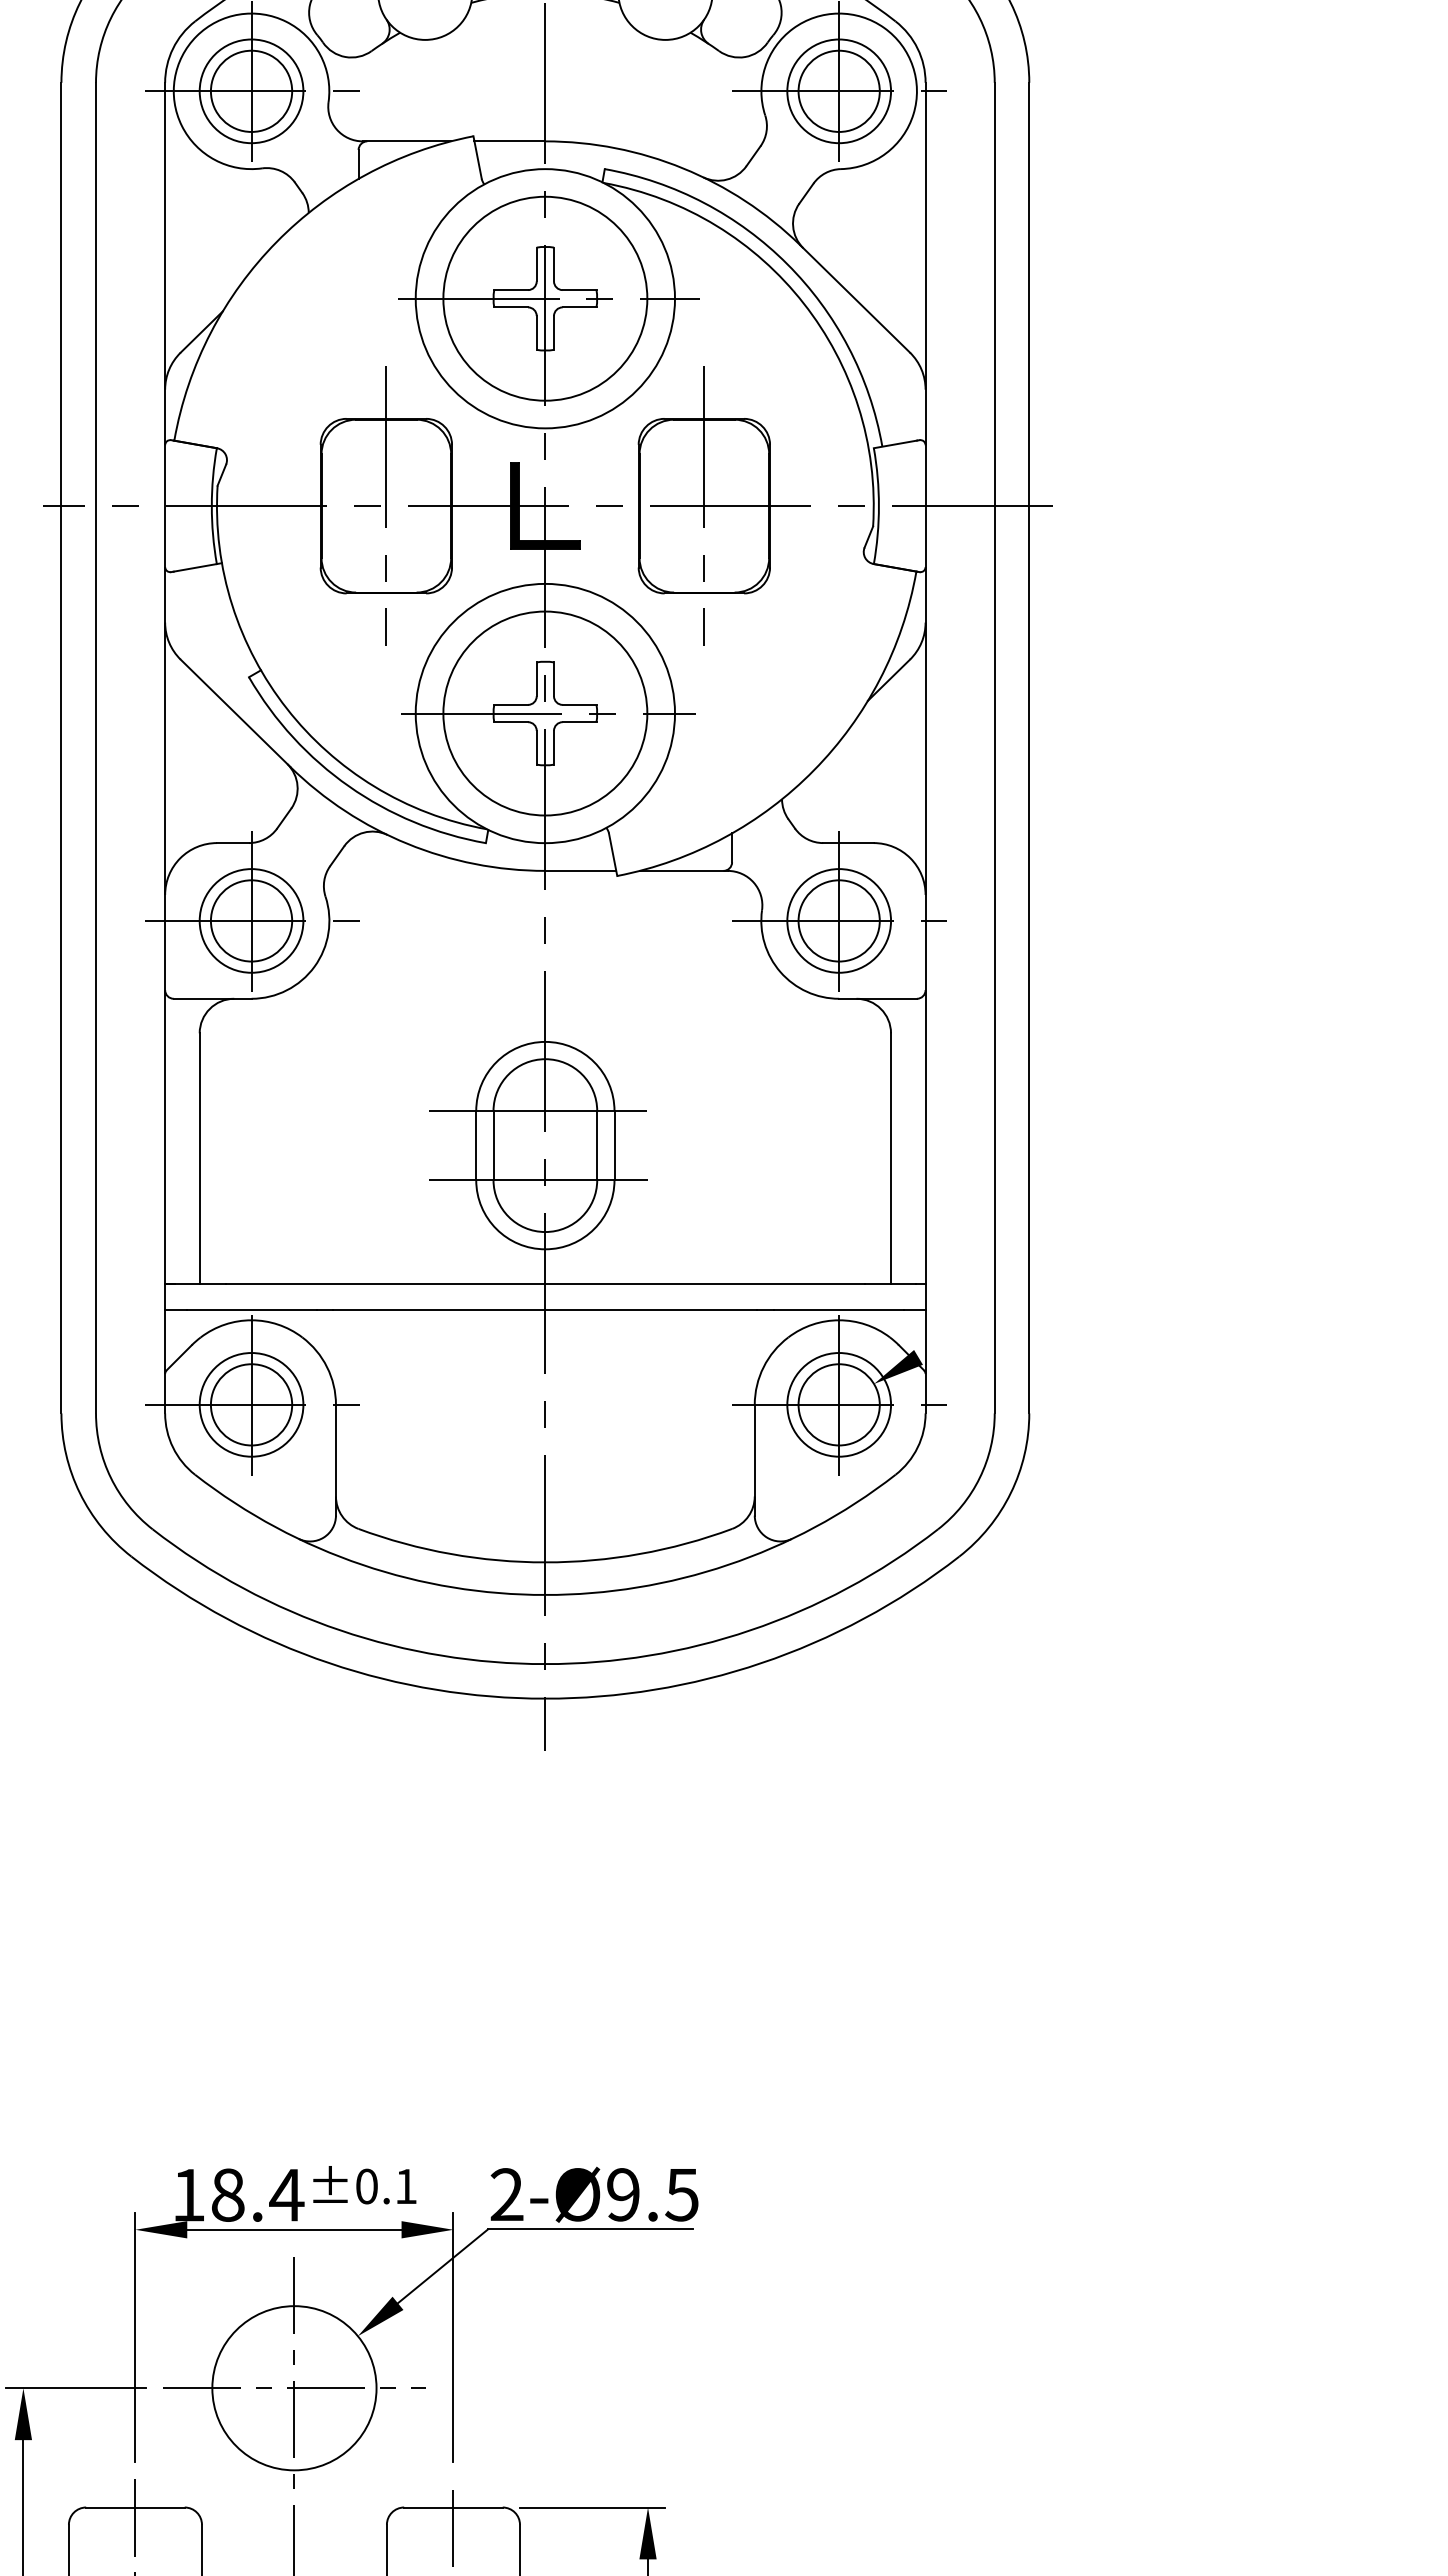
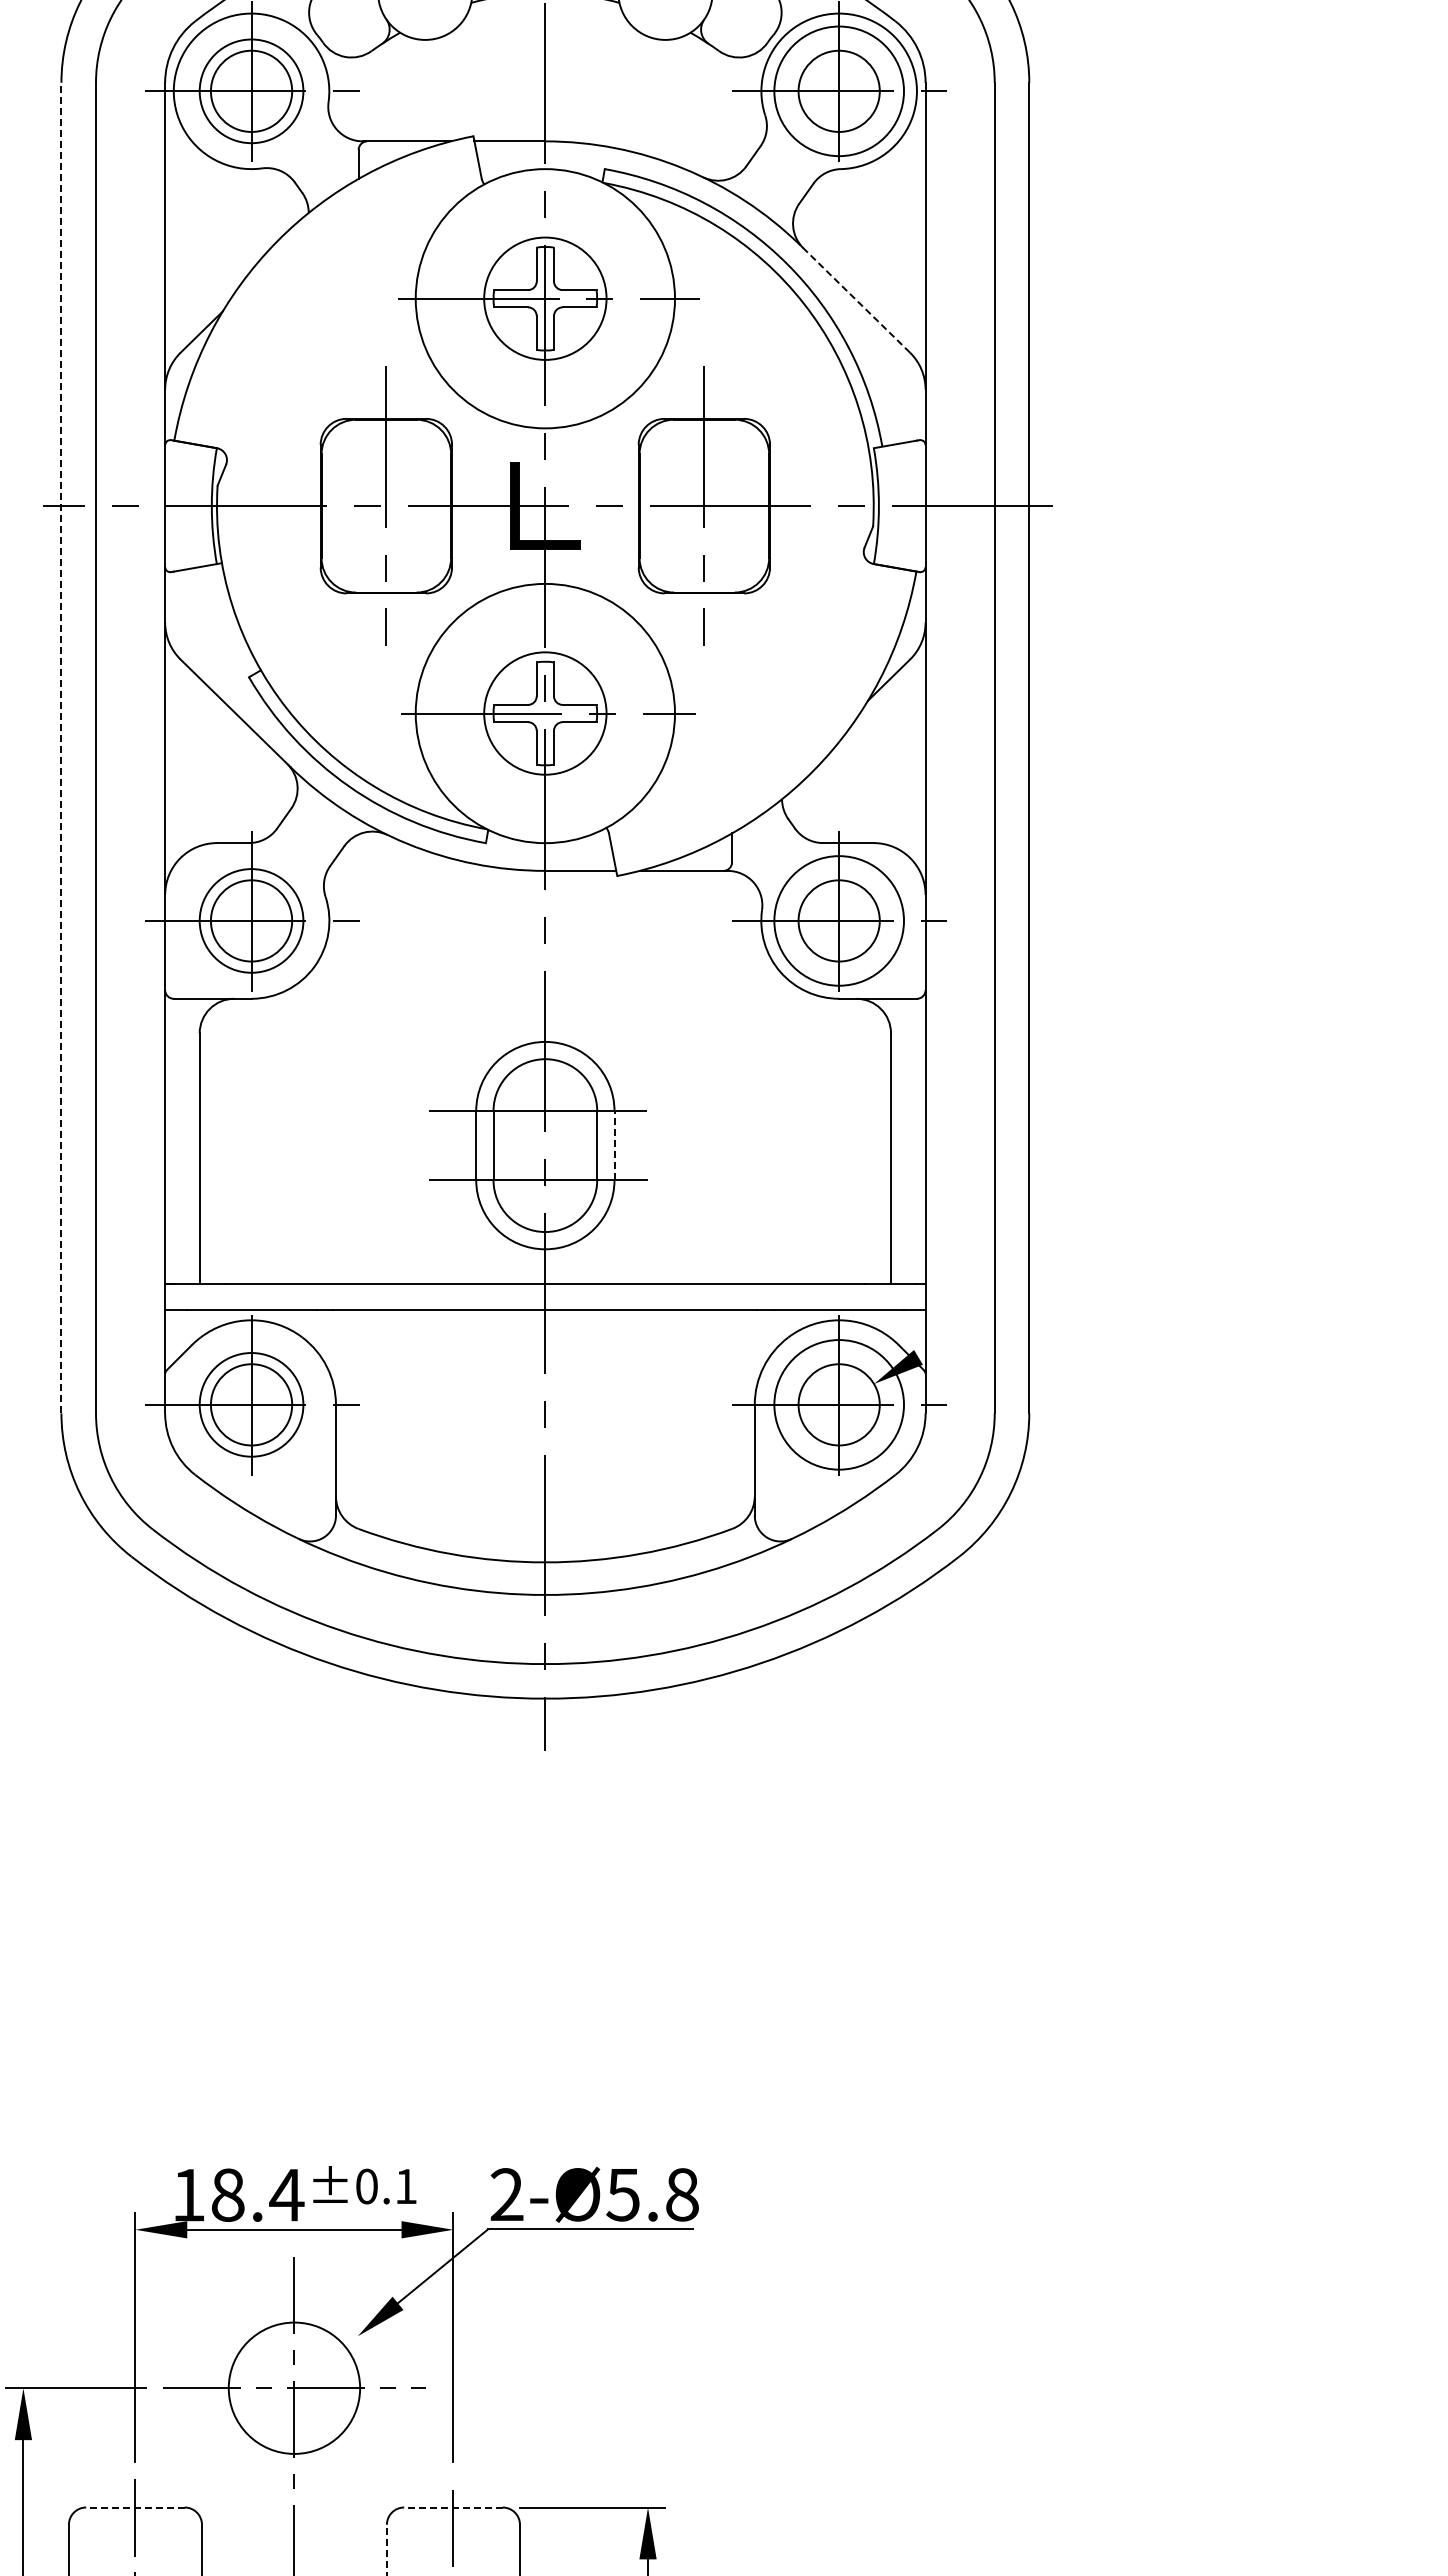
circle diameter: 104 px -> 130 px (838, 91)
circle diameter: 204 px -> 122 px (545, 298)
line: solid -> dashed (855, 299)
circle diameter: 204 px -> 122 px (545, 713)
line: solid -> dashed (61, 747)
circle diameter: 104 px -> 130 px (838, 920)
line: solid -> dashed (614, 1145)
circle diameter: 104 px -> 130 px (838, 1404)
text: 2-Ø9.5 -> 2-Ø5.8 (652, 2194)
circle diameter: 164 px -> 131 px (294, 2387)
line: solid -> dashed (134, 2507)
line: solid -> dashed (452, 2507)
line: solid -> dashed (386, 2549)
